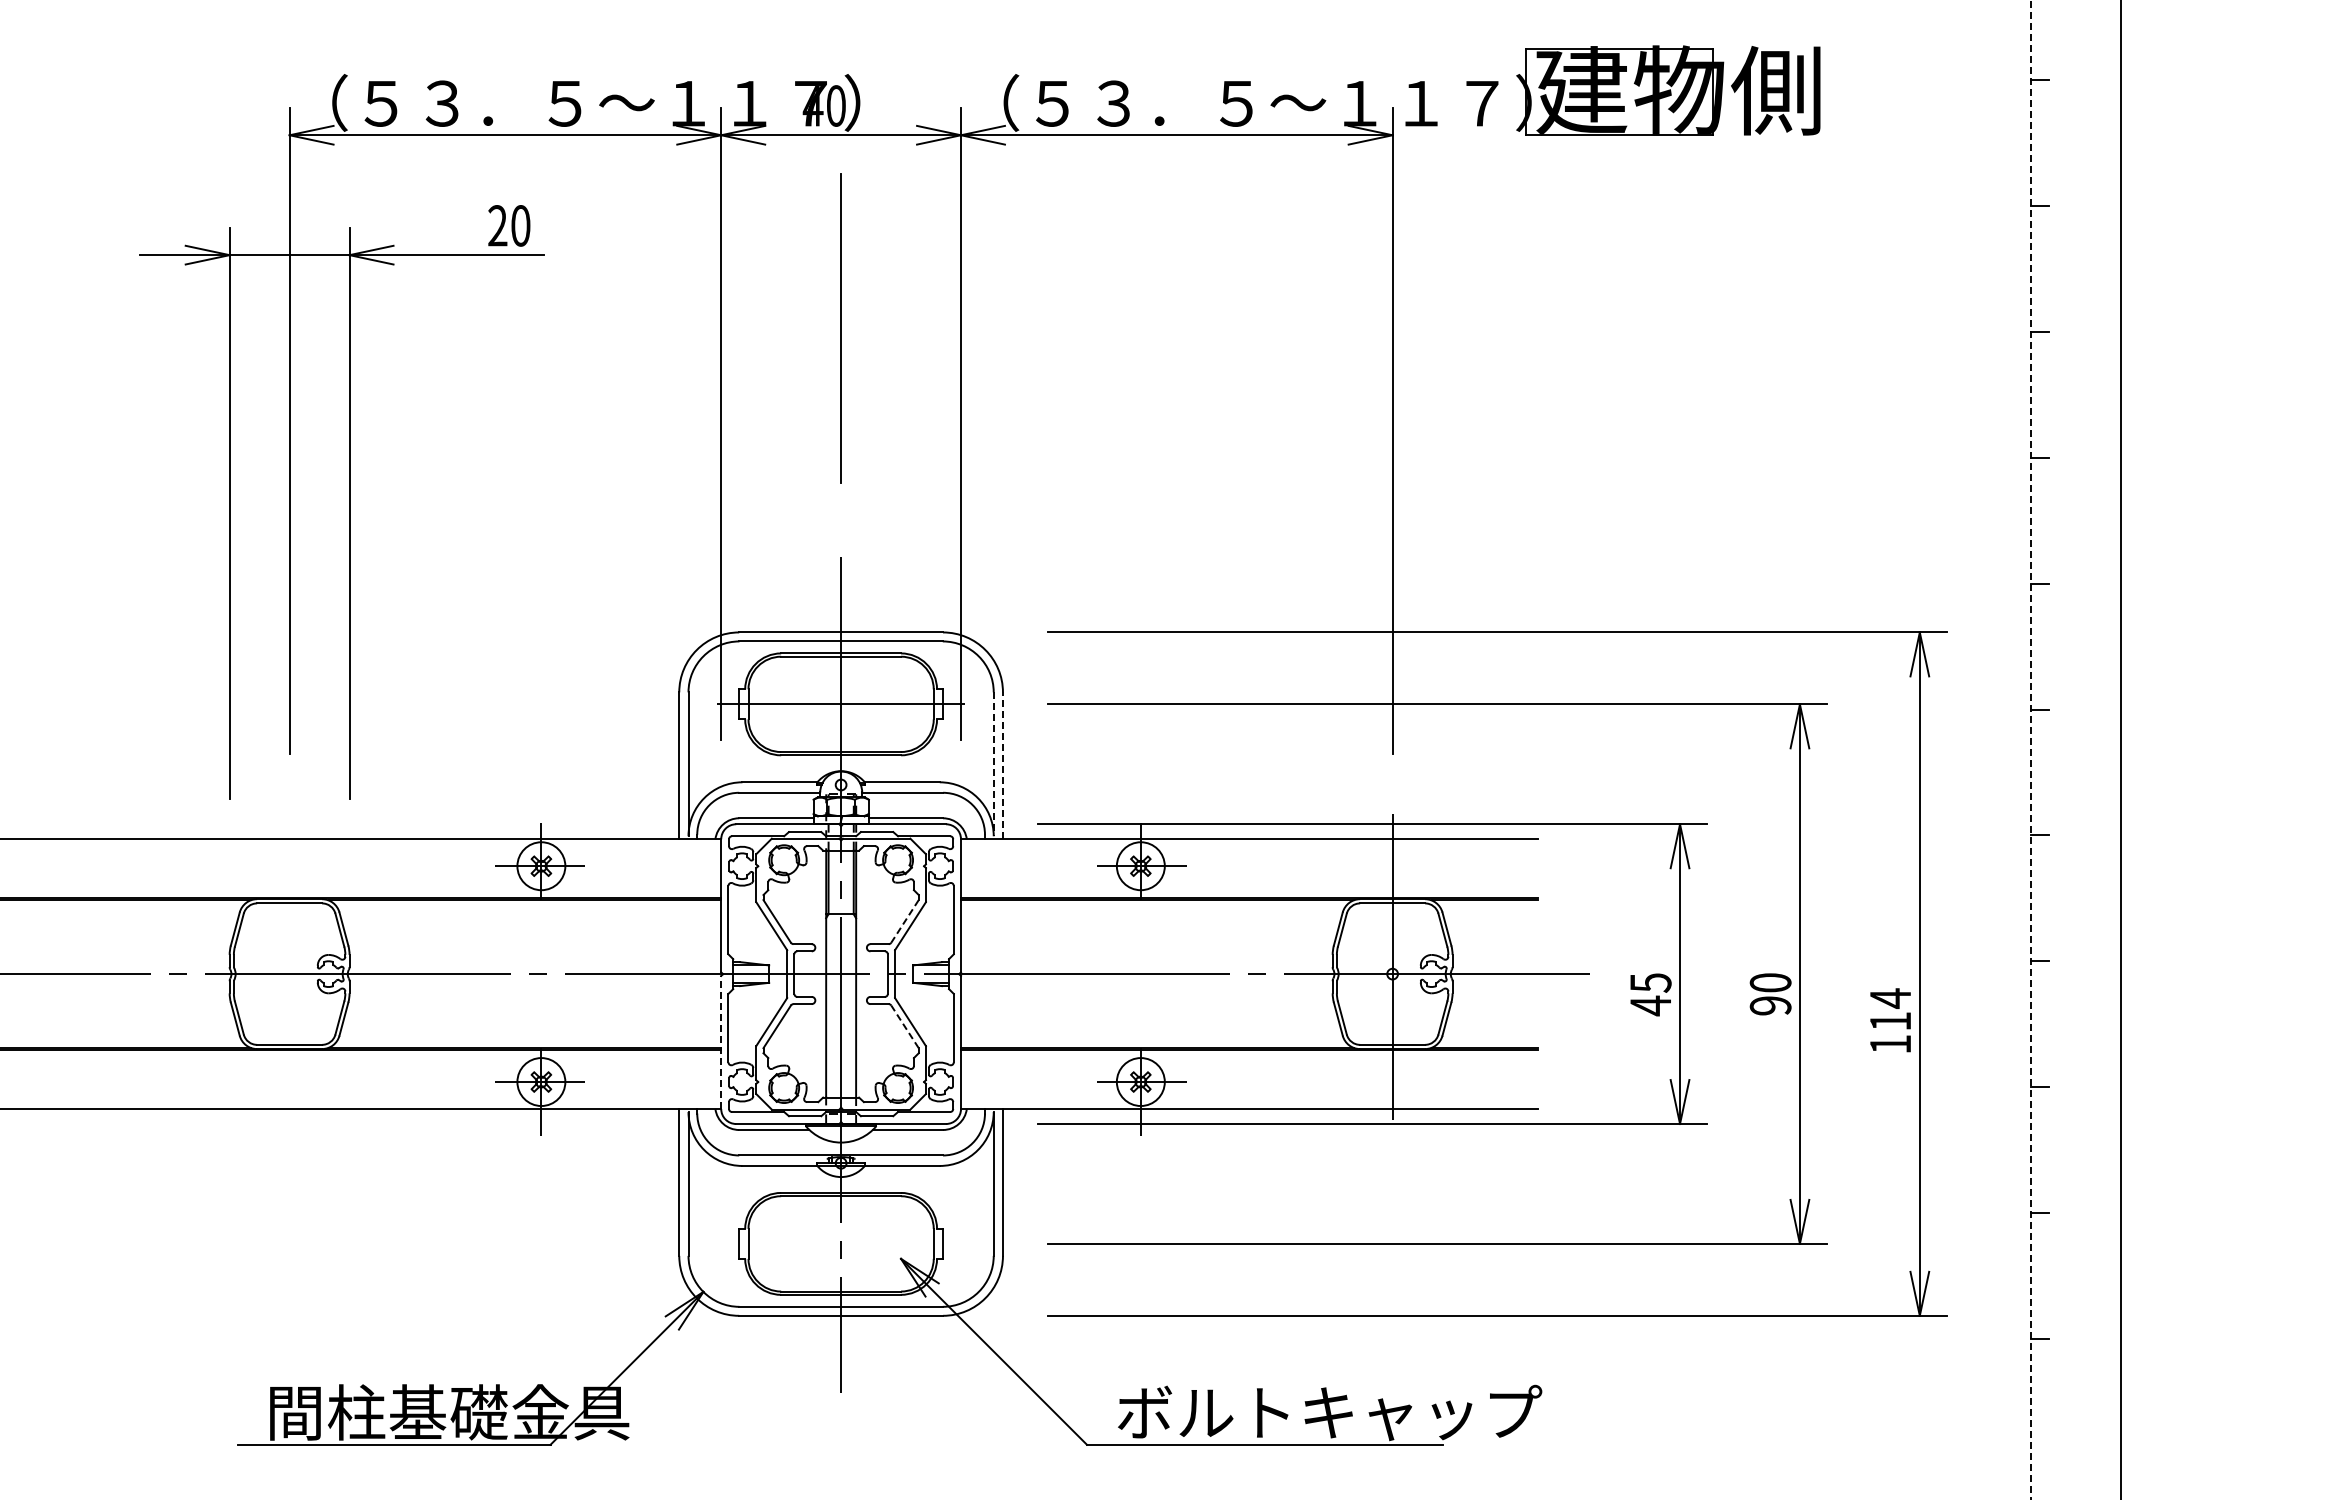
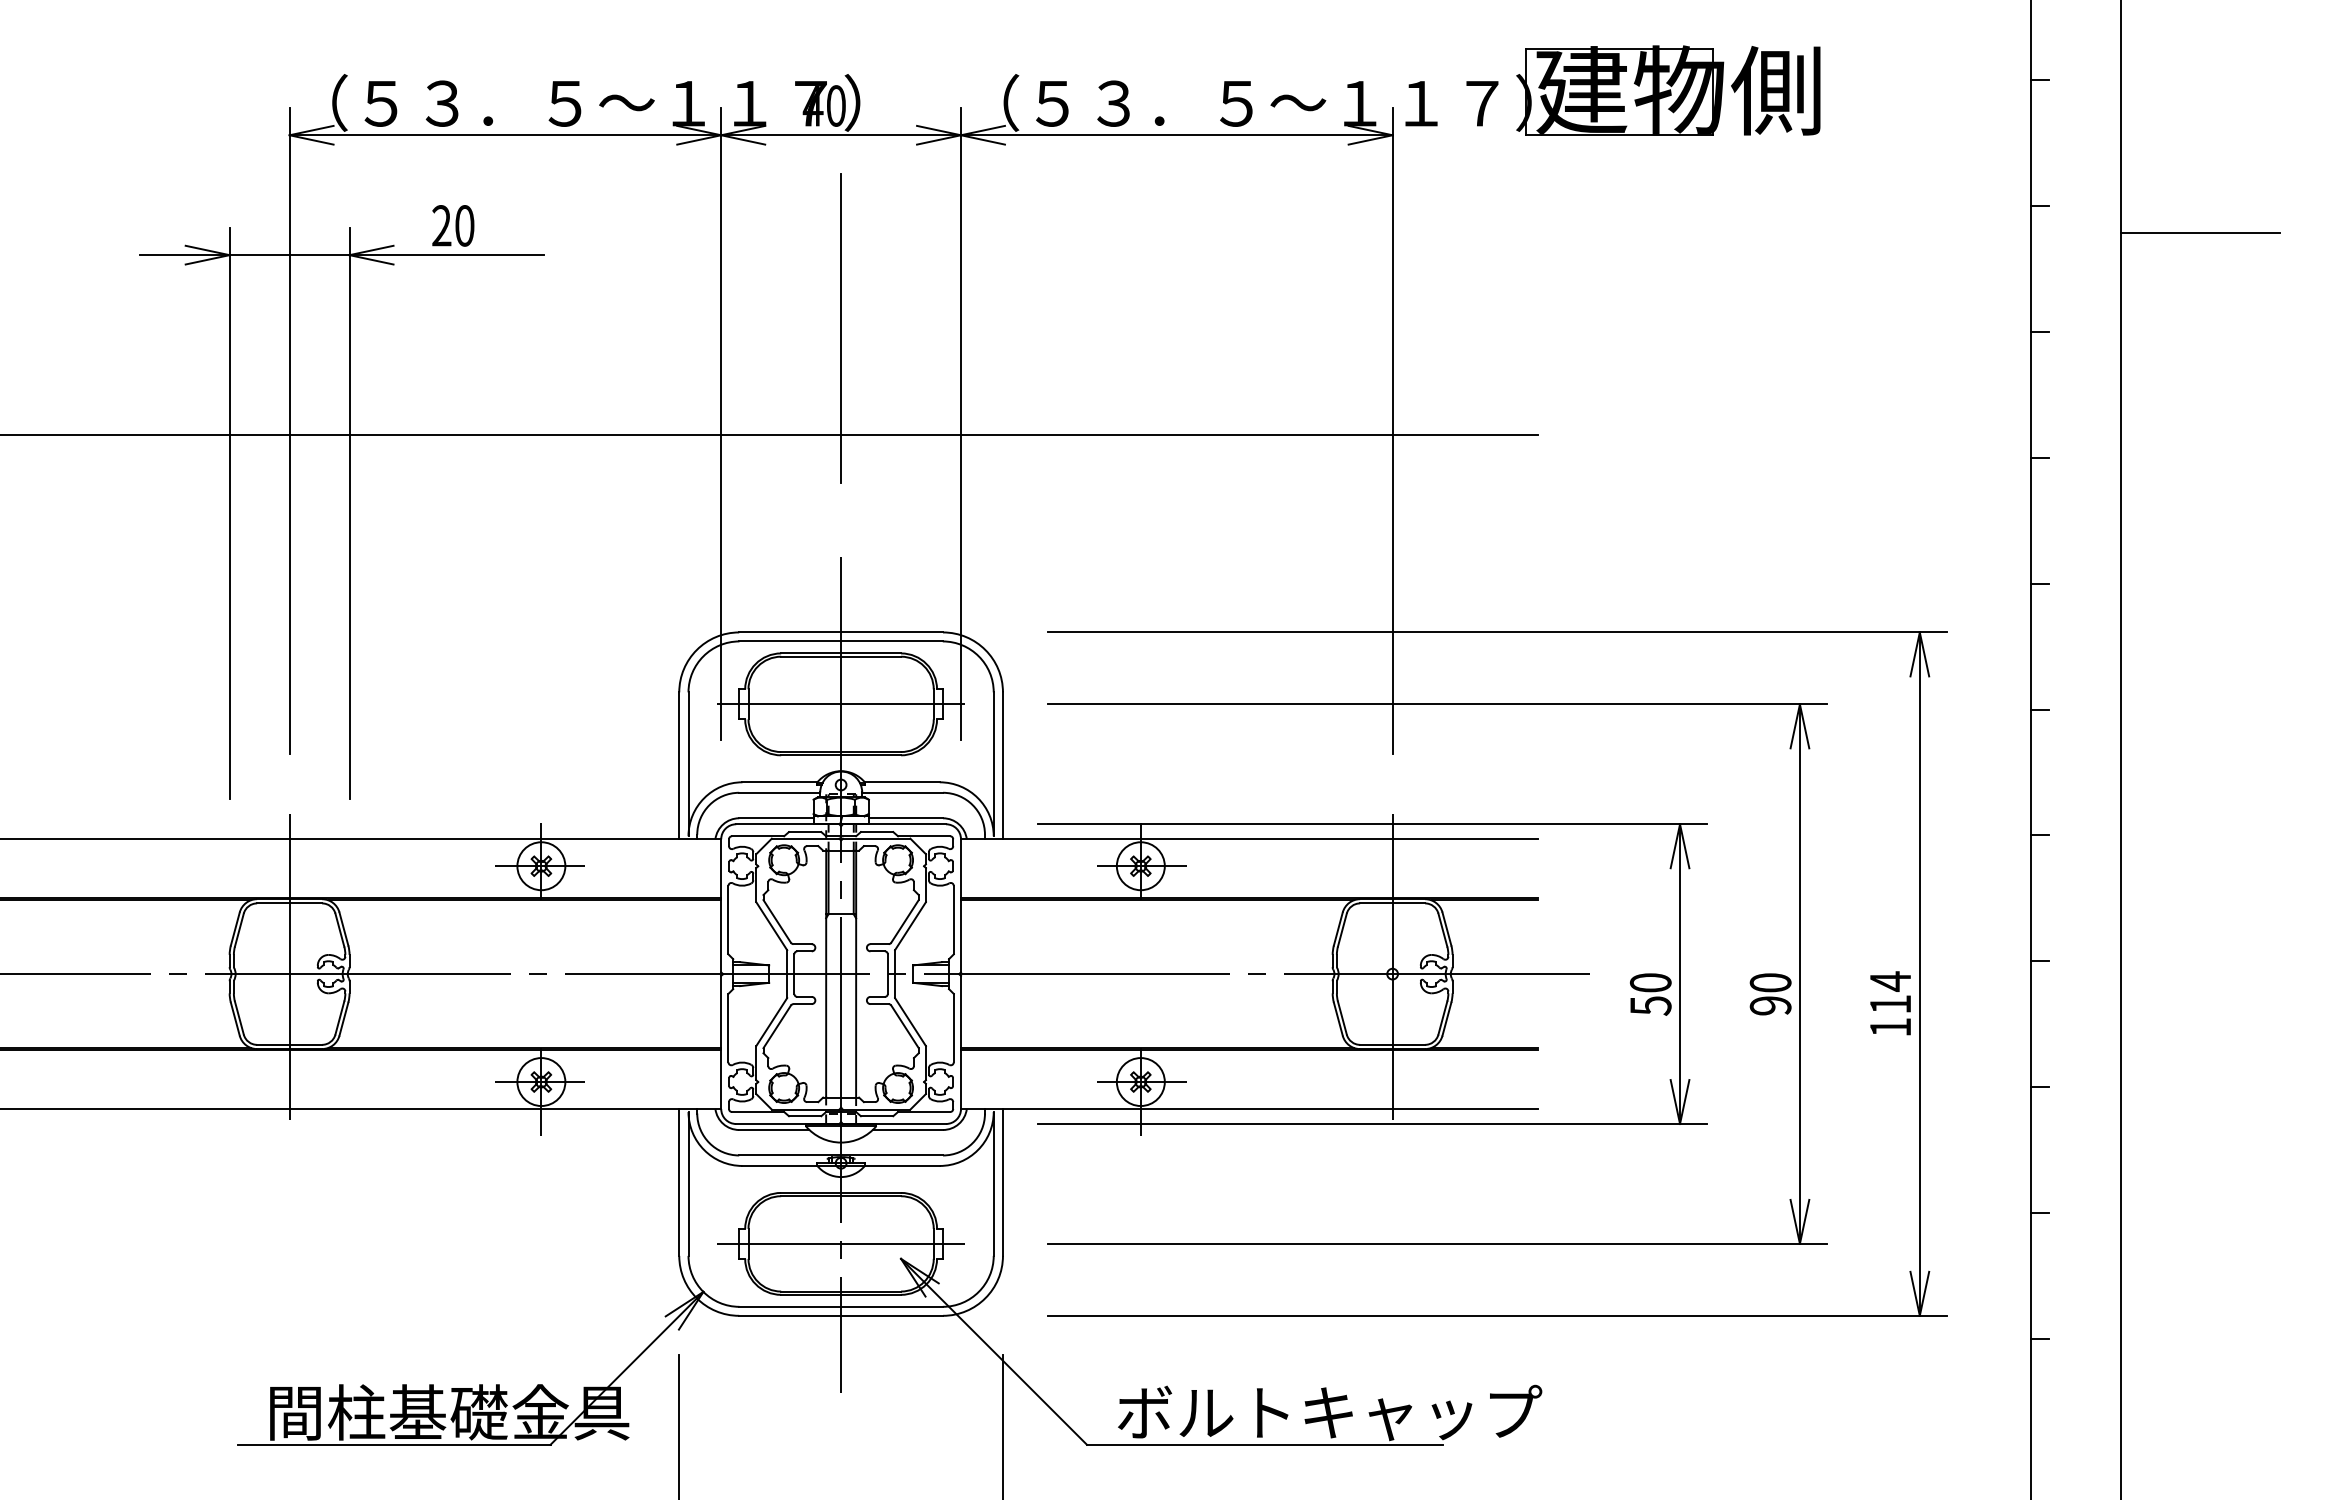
text position: (509, 225) -> (453, 225) (453, 225)
line: none -> present (2199, 232)
line: none -> present (769, 434)
line: dashed -> solid (2030, 749)
line: dashed -> solid (993, 764)
line: dashed -> solid (1002, 765)
line: dashed -> solid (904, 921)
line: none -> present (289, 974)
text: 45 -> 50 (1650, 994)
text position: (1890, 1020) -> (1890, 1003) (1890, 1003)
line: dashed -> solid (904, 1026)
line: dashed -> solid (721, 1042)
line: none -> present (840, 1243)
line: none -> present (679, 1425)
line: none -> present (1002, 1425)
